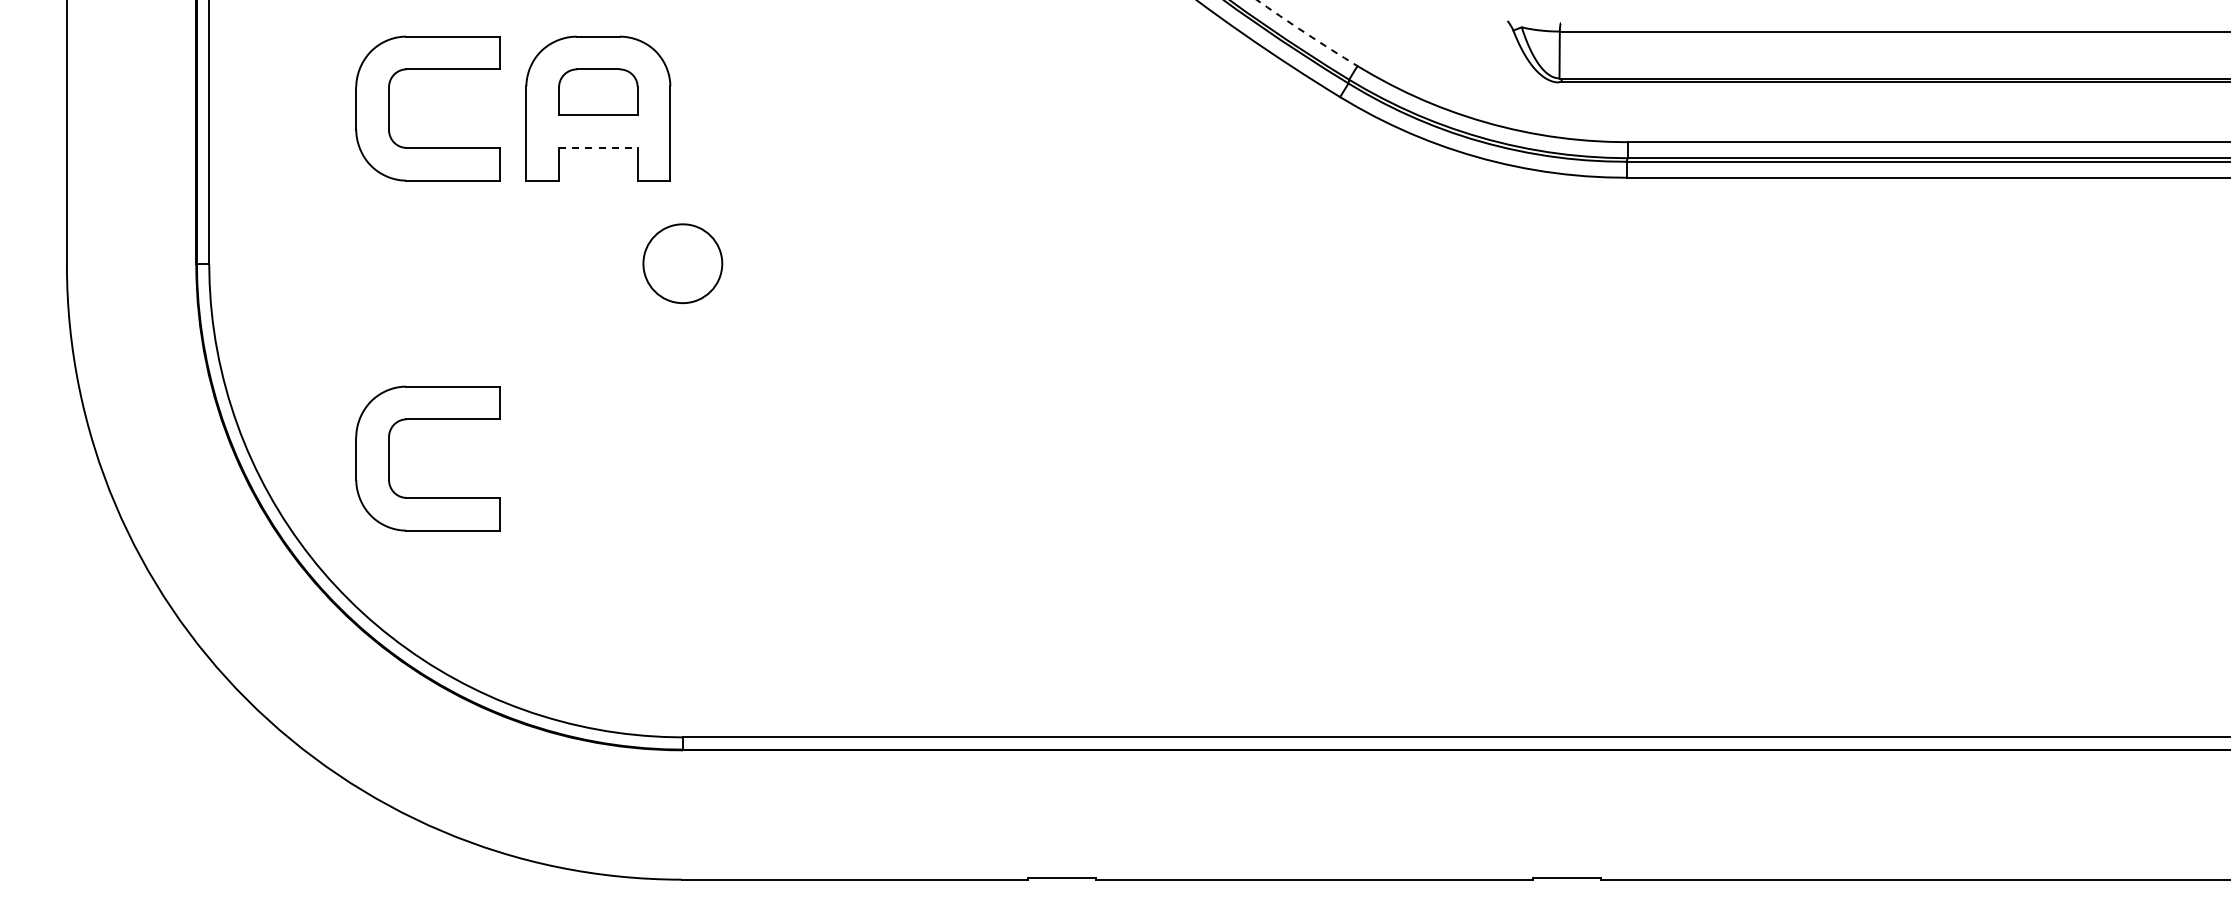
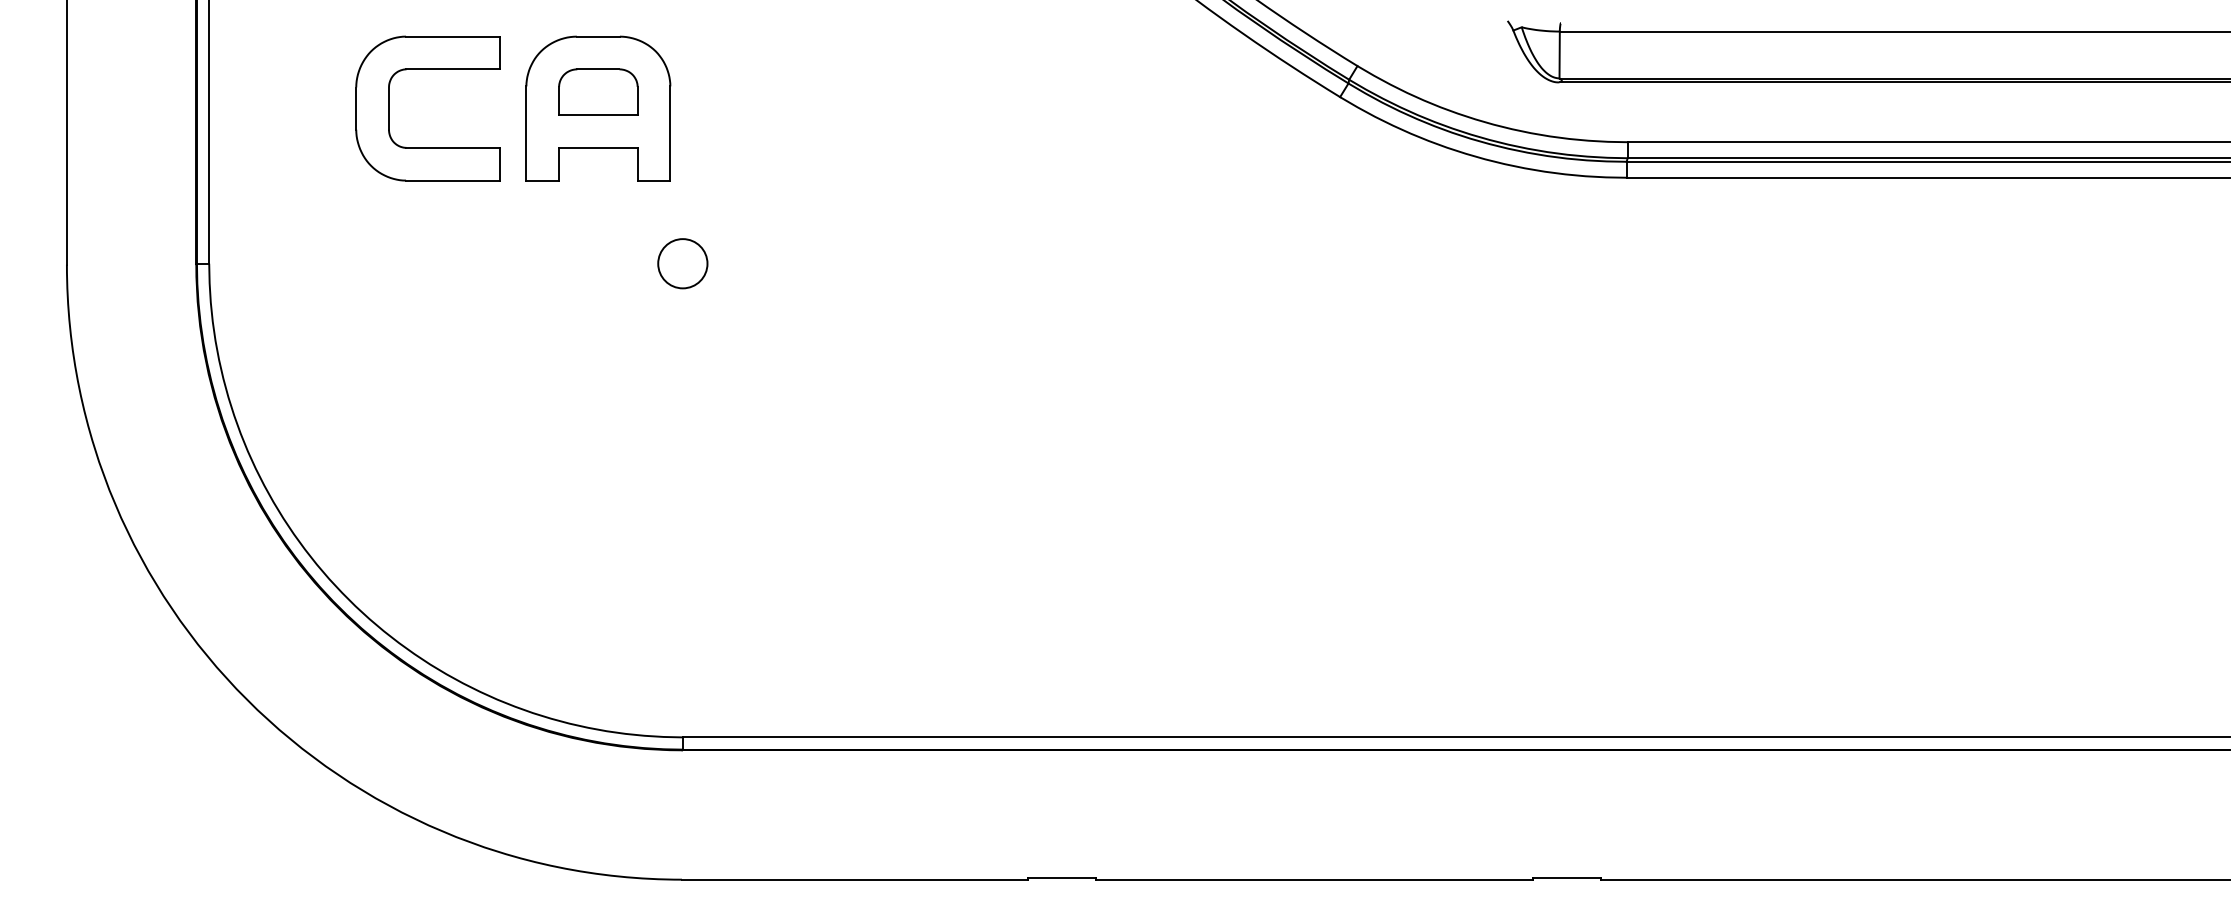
arc: dashed -> solid (1306, 33)
line: dashed -> solid (598, 147)
circle diameter: 79 px -> 49 px (682, 263)
part: present -> none (389, 458)
